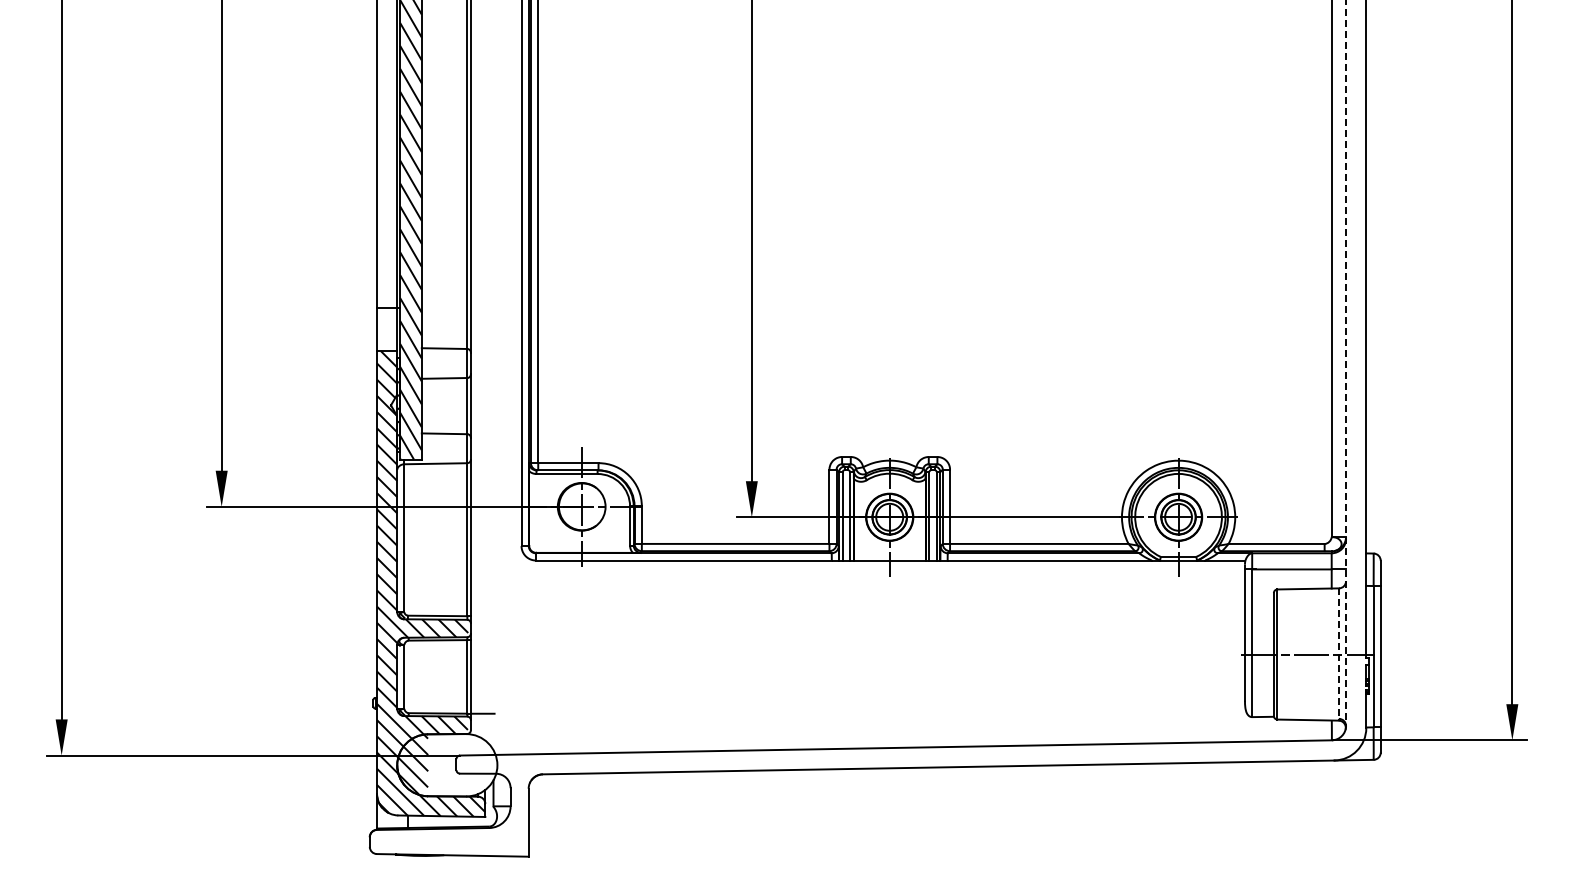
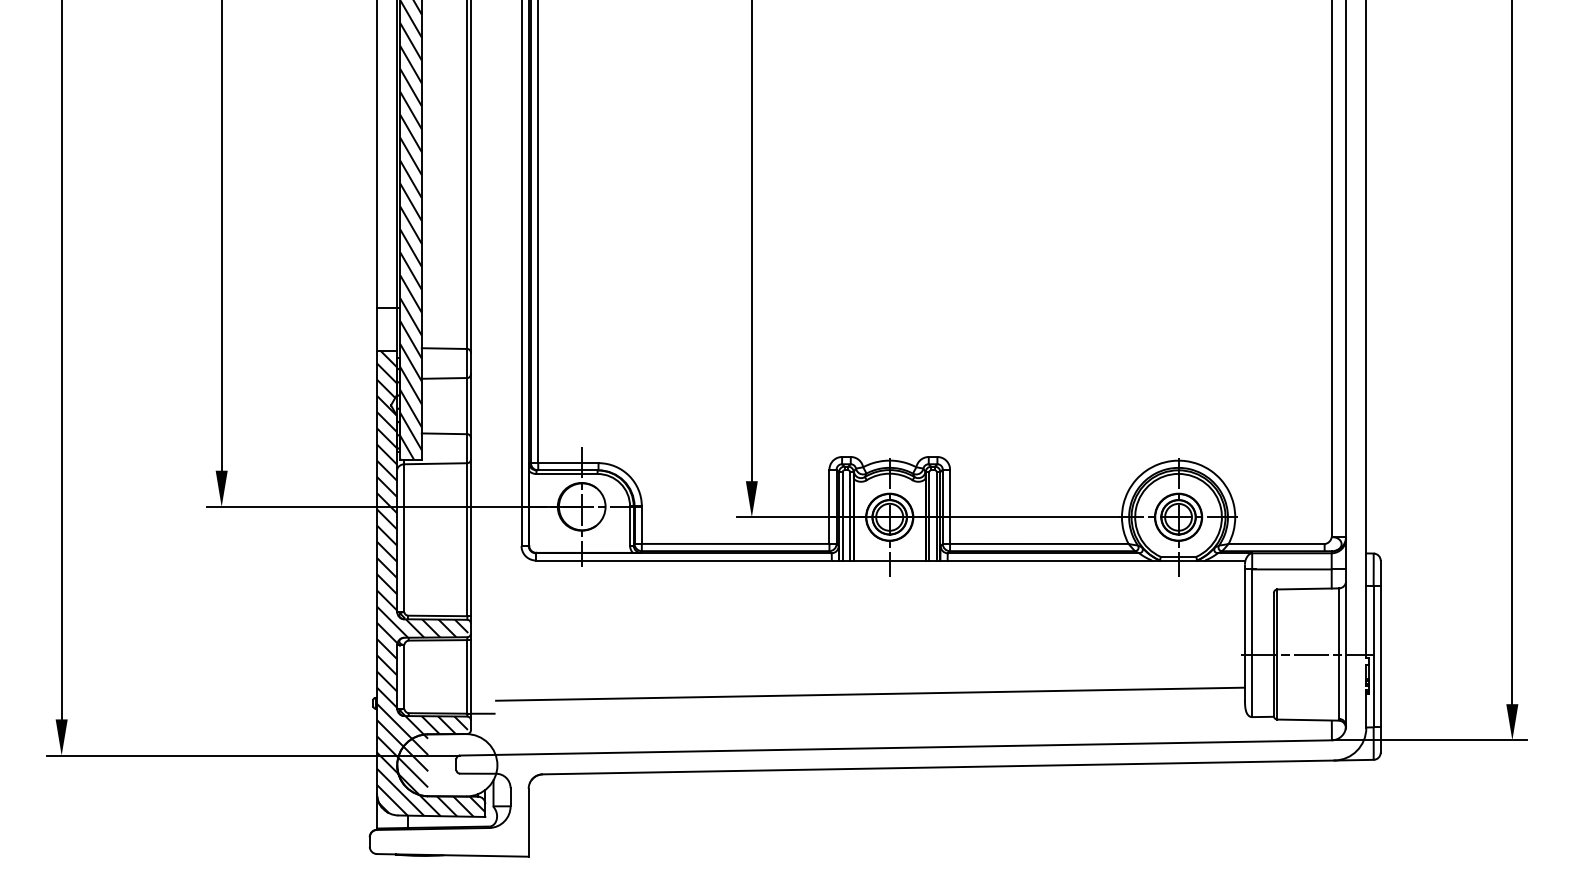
line: dashed -> solid (1346, 362)
line: dashed -> solid (1338, 654)
line: none -> present (870, 693)
